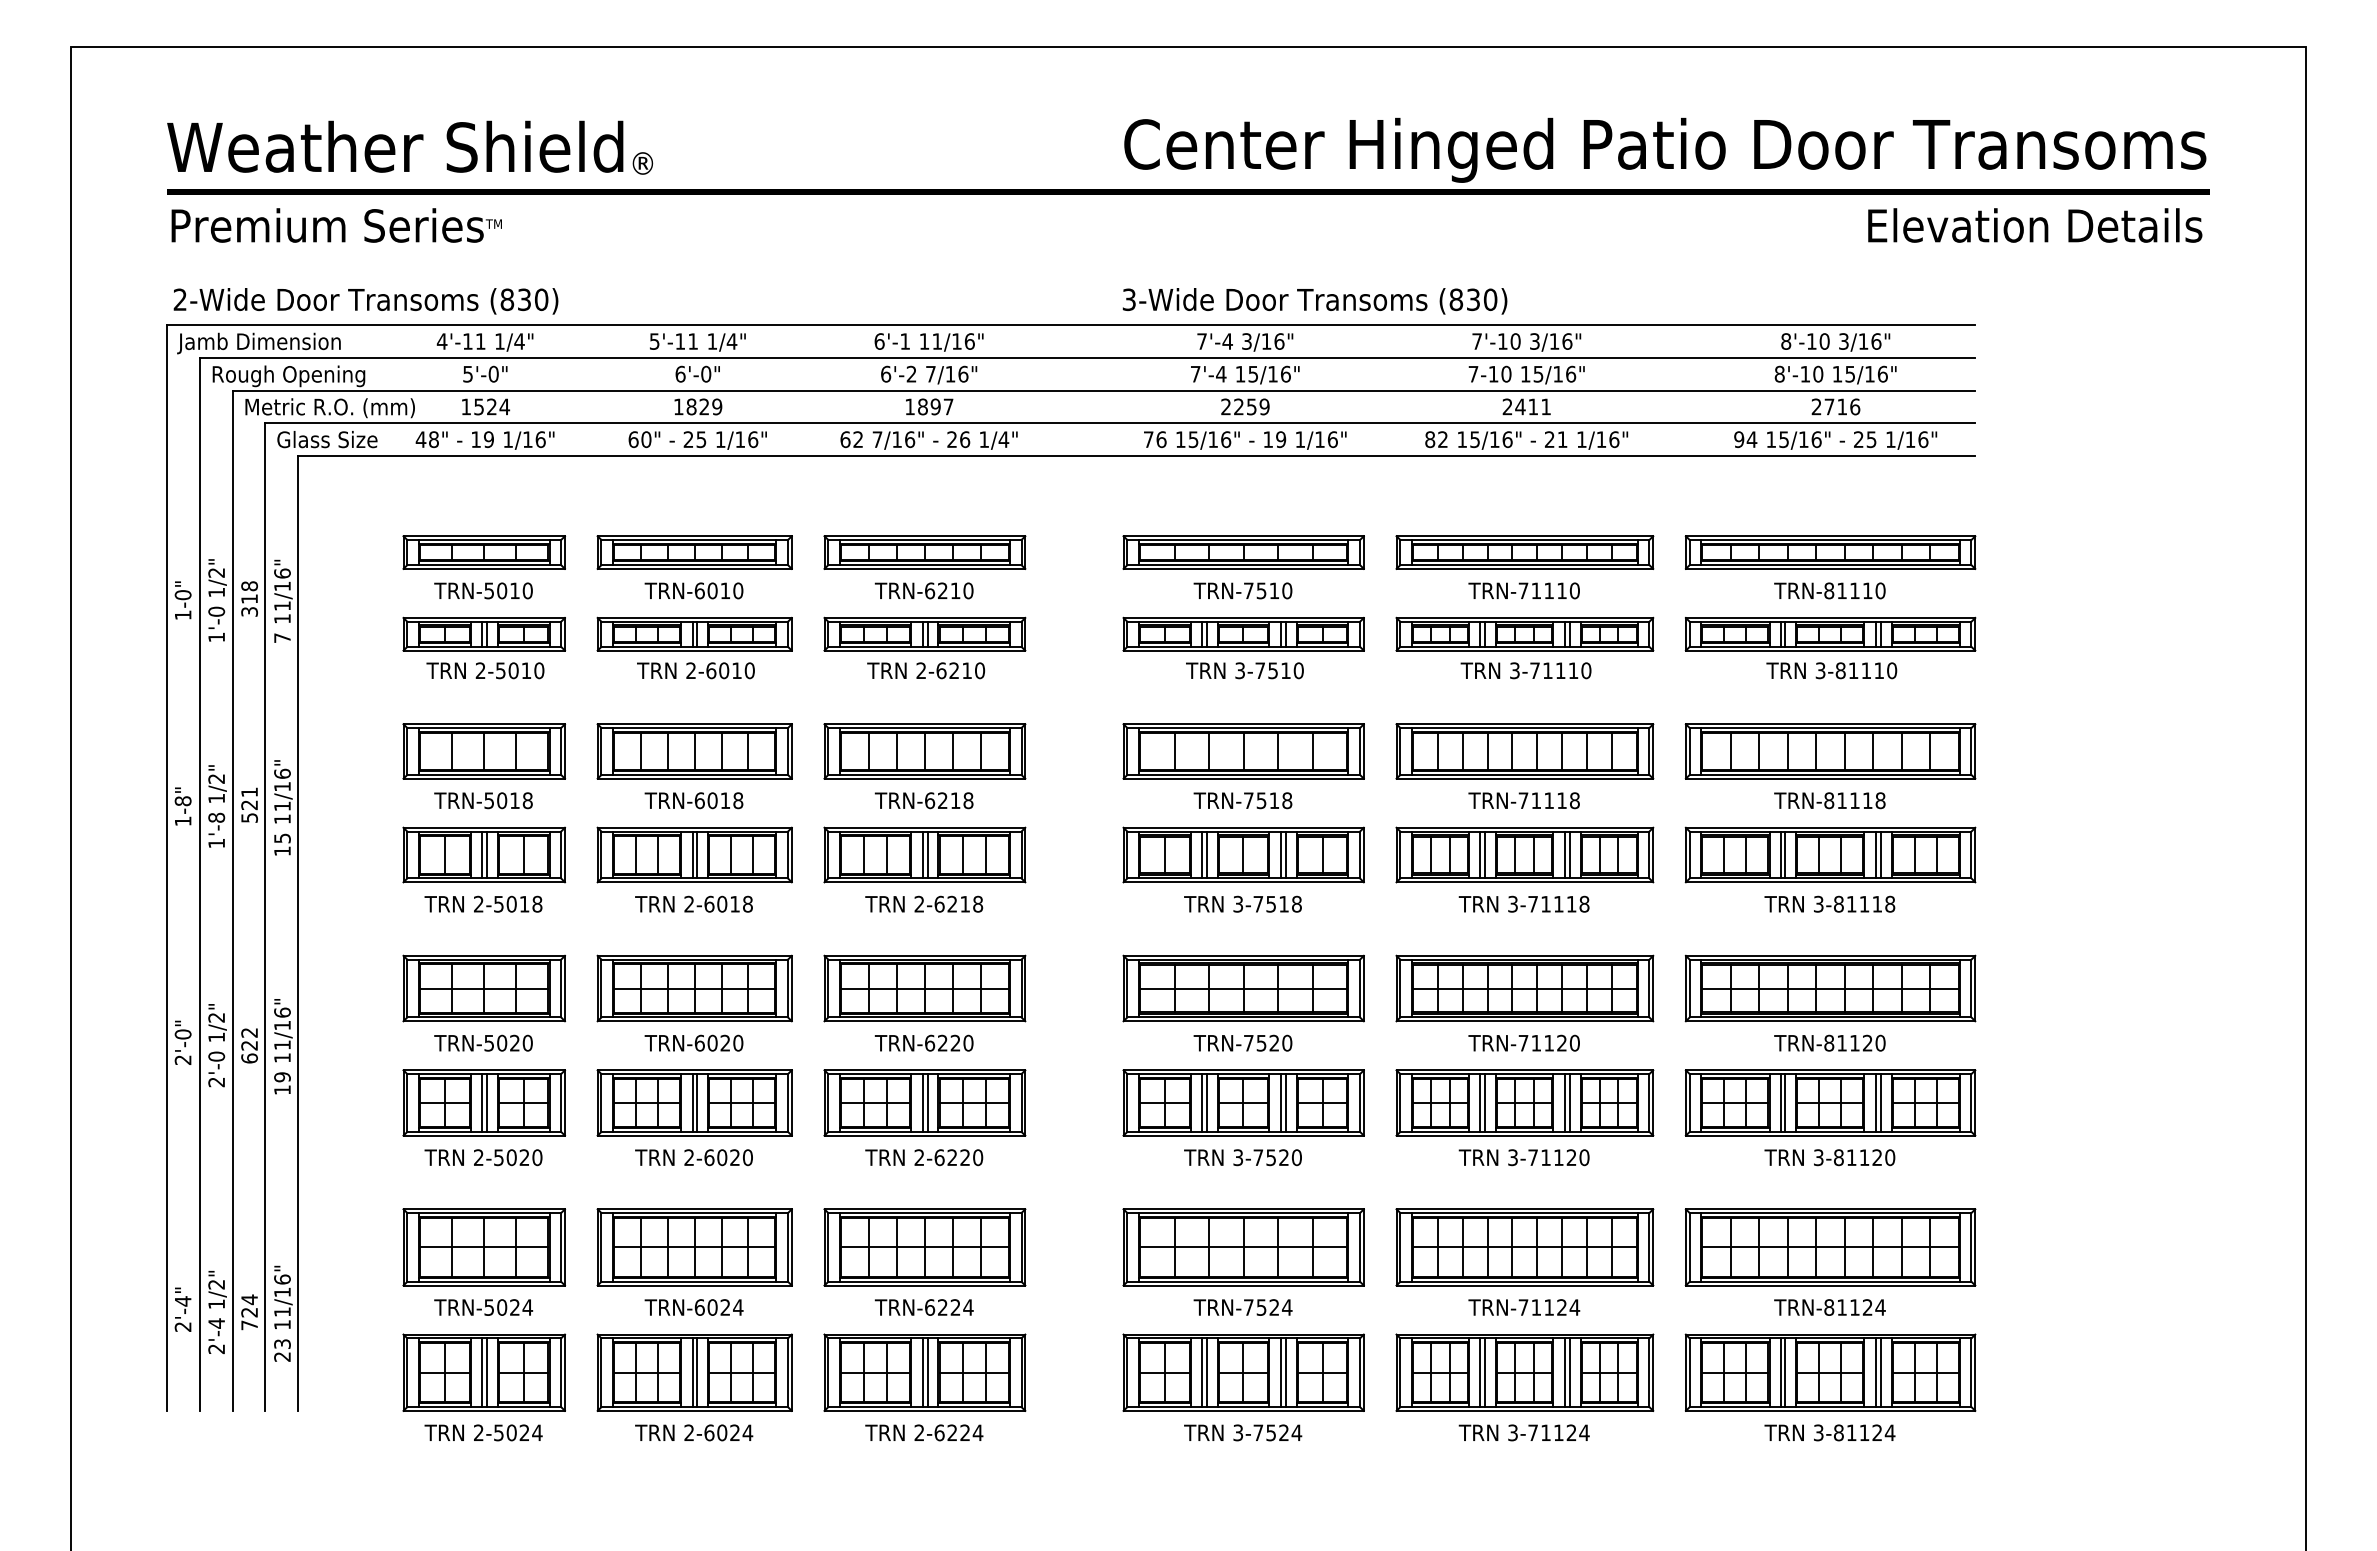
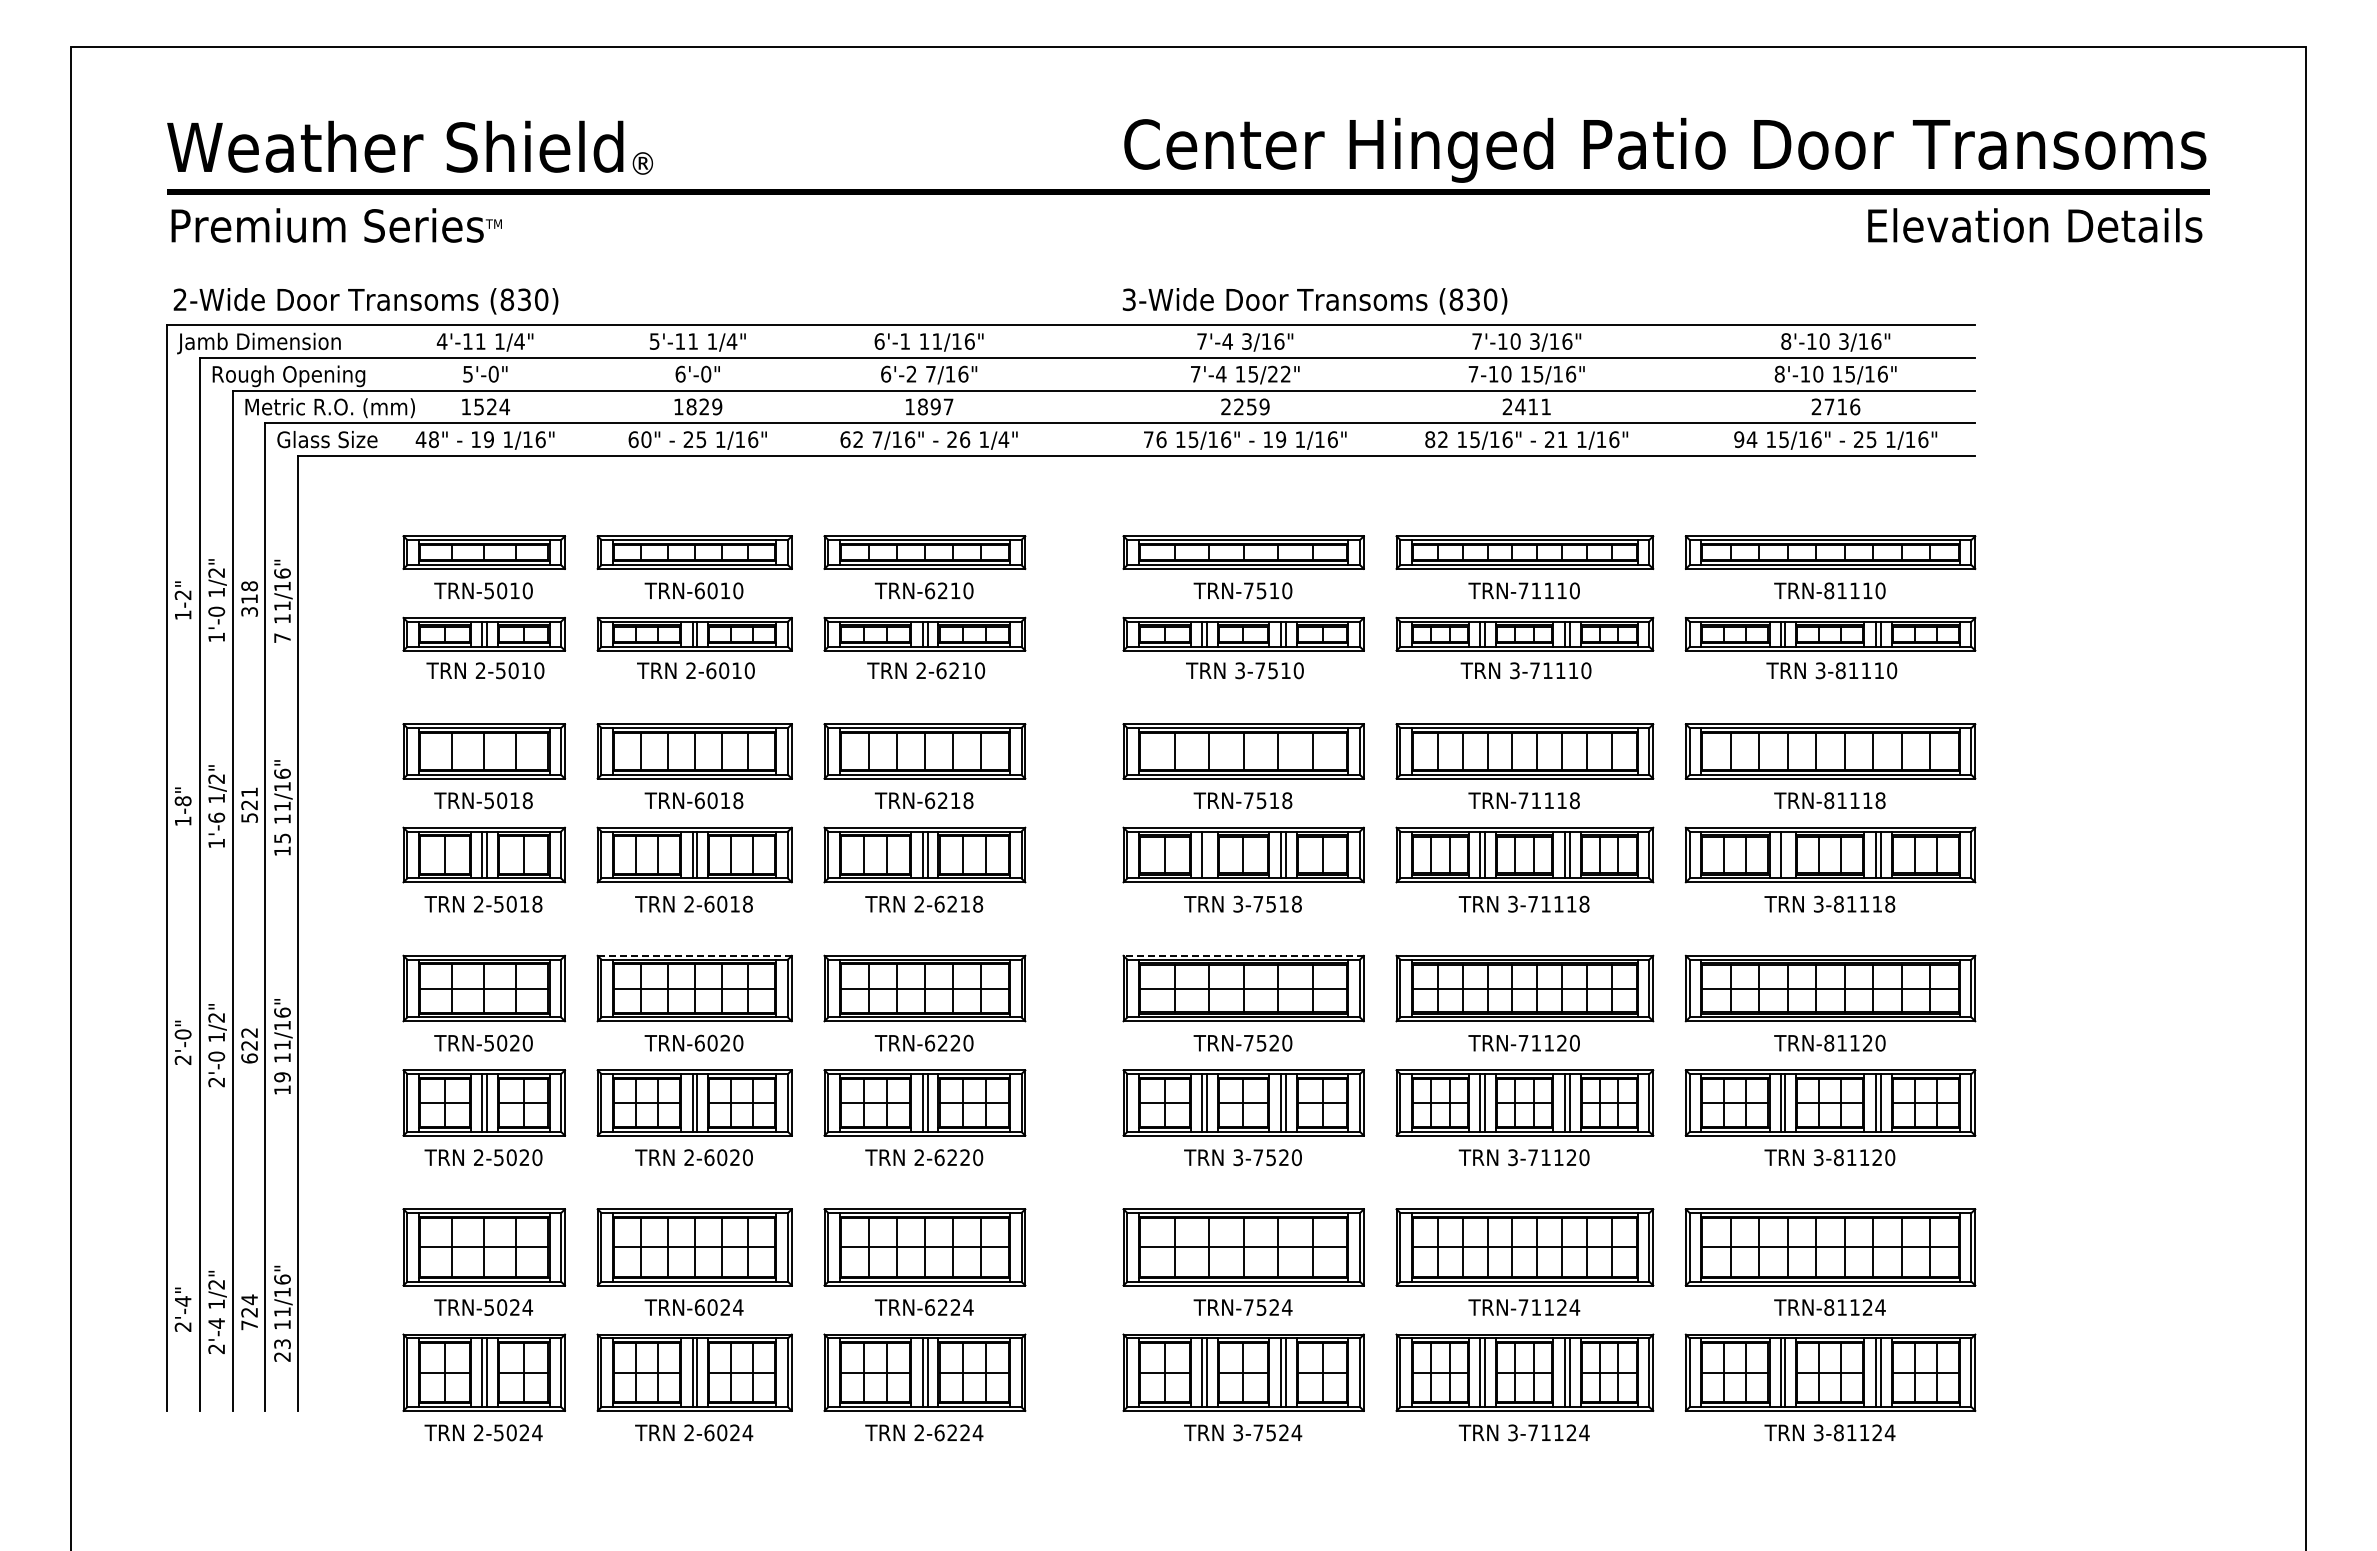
text: 15/16" -> 15/22" (1279, 373)
text: 1-0" -> 1-2" (182, 595)
text: 1'-8 -> 1'-6 (216, 817)
line: present -> none (1206, 854)
line: present -> none (1785, 854)
line: solid -> dashed (694, 955)
line: solid -> dashed (1243, 955)
